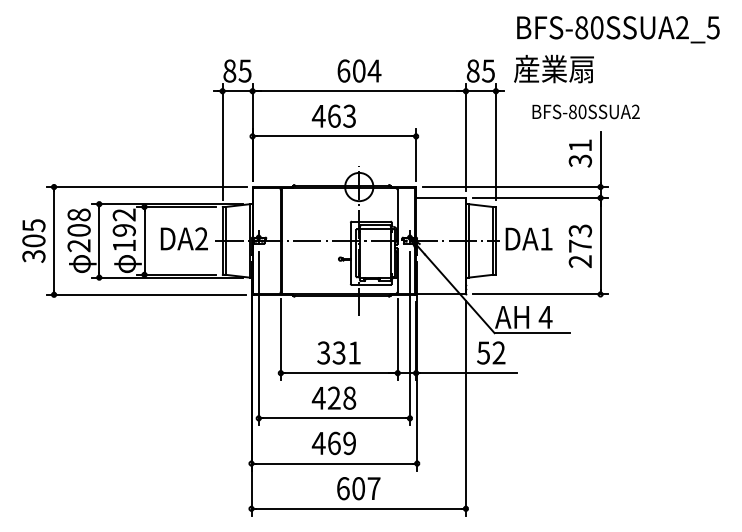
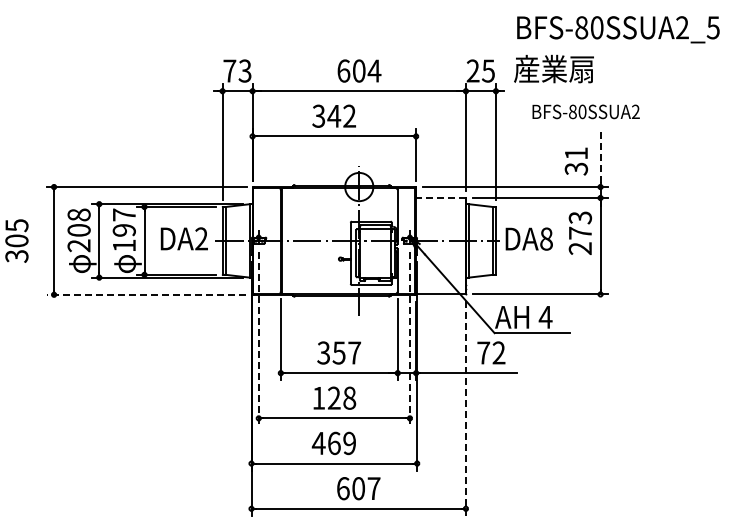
text: 85 -> 73 (237, 70)
text: 85 -> 25 (472, 70)
text: 463 -> 342 (333, 115)
text position: (580, 153) -> (576, 161) (576, 161)
line: solid -> dashed (600, 157)
line: solid -> dashed (440, 198)
text: 192 -> 197 (123, 214)
text: DA1 -> DA8 (546, 238)
text position: (33, 240) -> (16, 240) (16, 240)
text position: (580, 245) -> (580, 232) (580, 232)
line: solid -> dashed (146, 294)
line: solid -> dashed (258, 338)
line: solid -> dashed (409, 338)
text: 331 -> 357 (347, 352)
text: 52 -> 72 (483, 352)
text: 428 -> 128 (318, 398)
line: solid -> dashed (465, 408)
